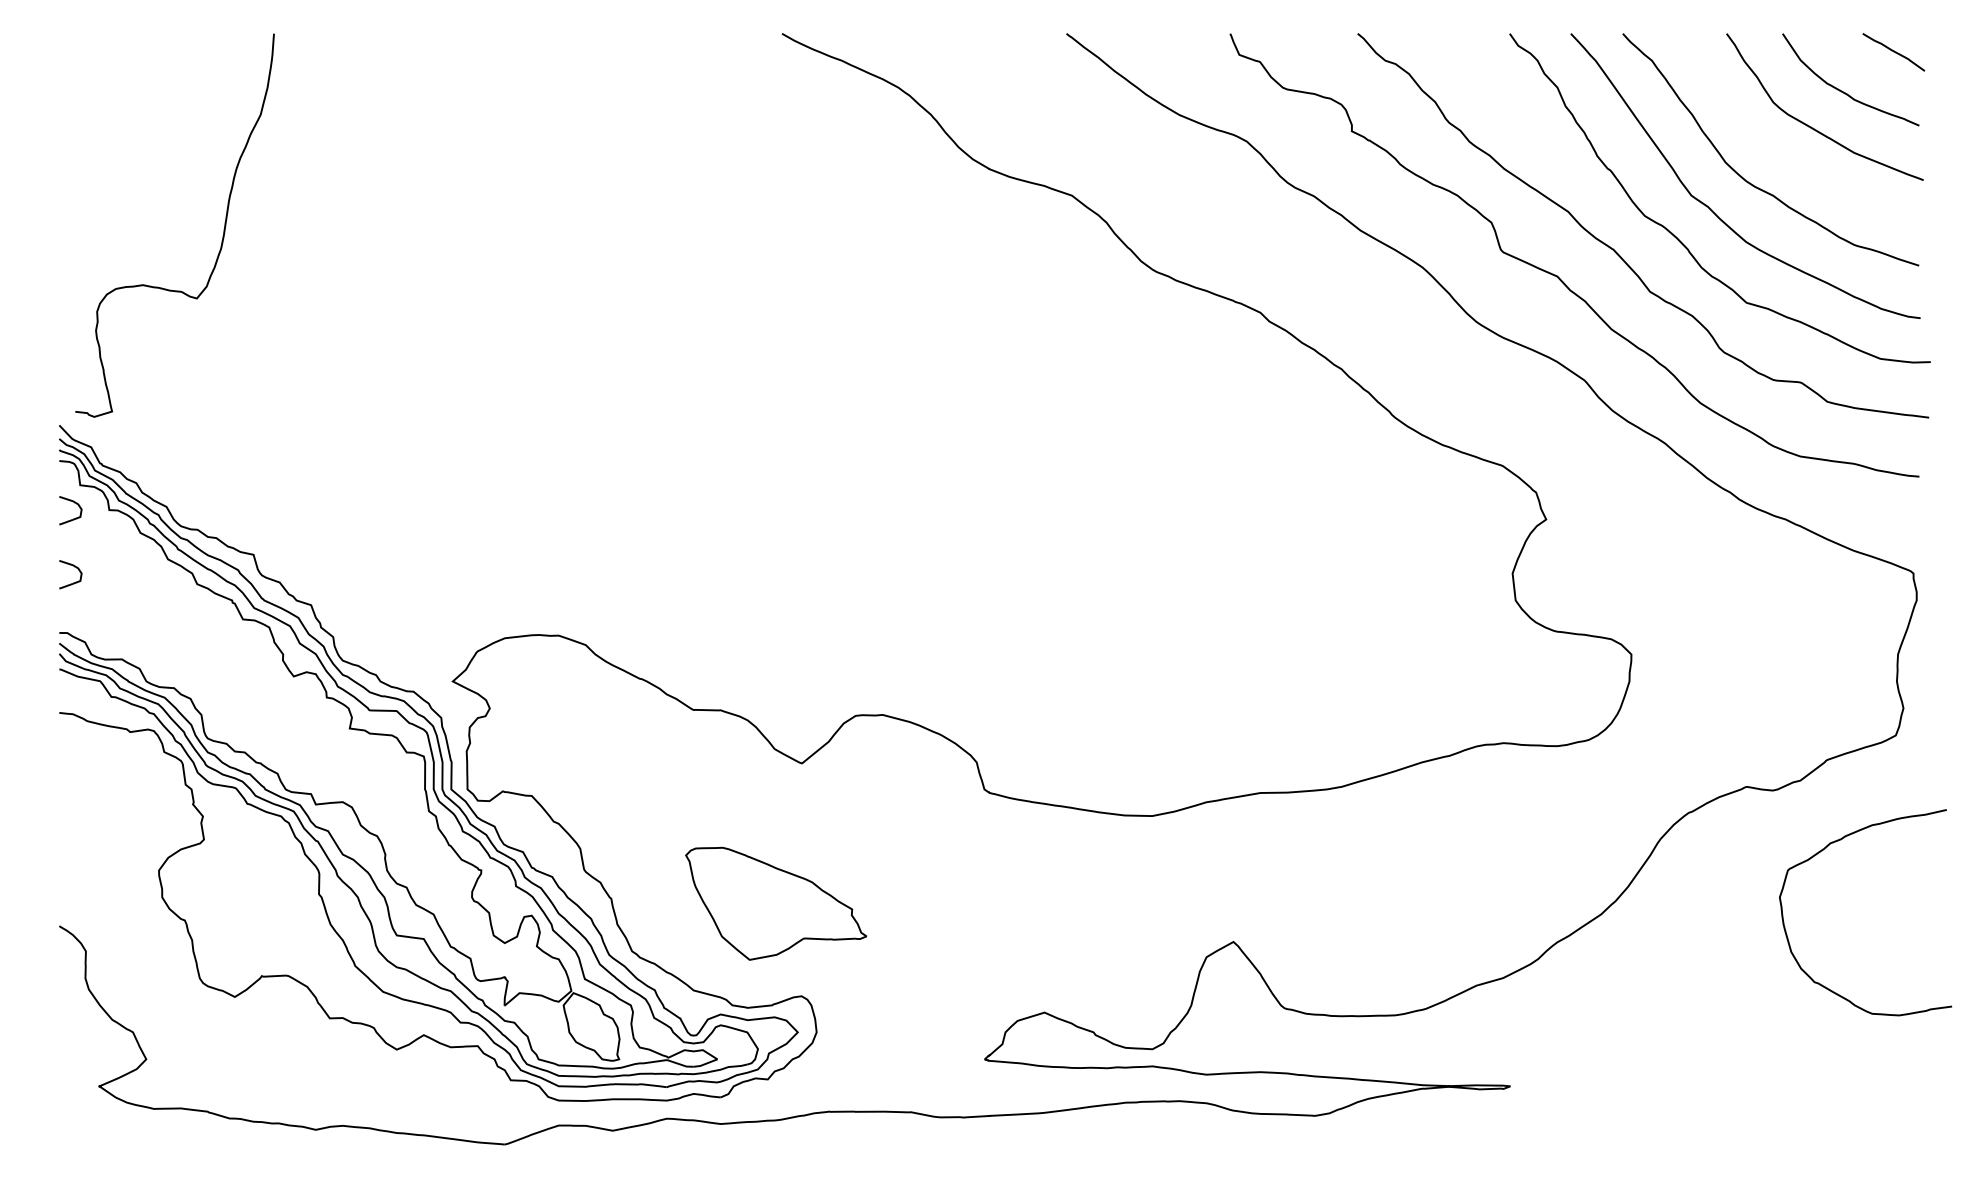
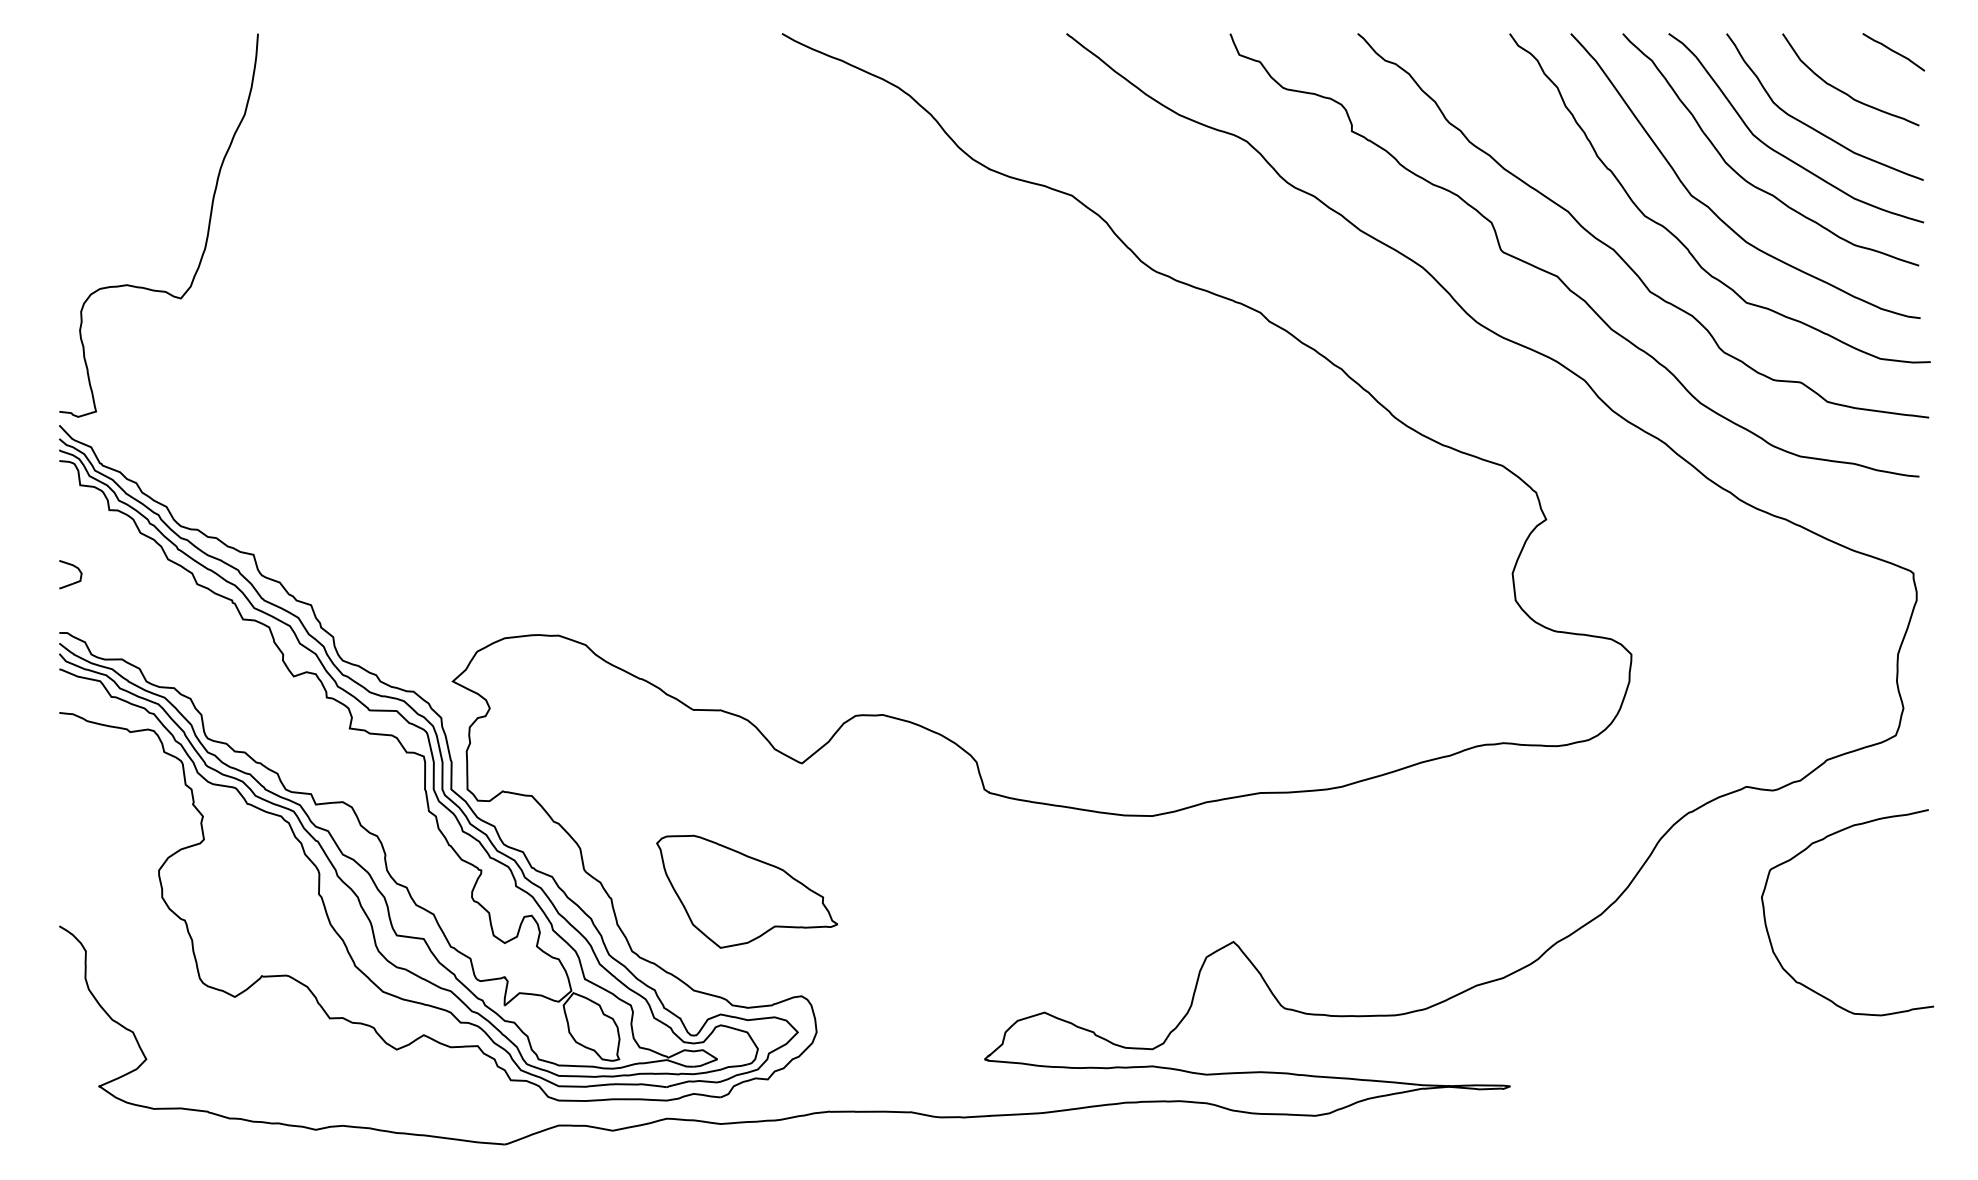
curve: none -> present (1783, 154)
curve position: (222, 235) -> (206, 235) (206, 235)
part: present -> none (74, 503)
curve position: (1822, 851) -> (1804, 851) (1804, 851)
part position: (775, 903) -> (746, 891) (746, 891)
